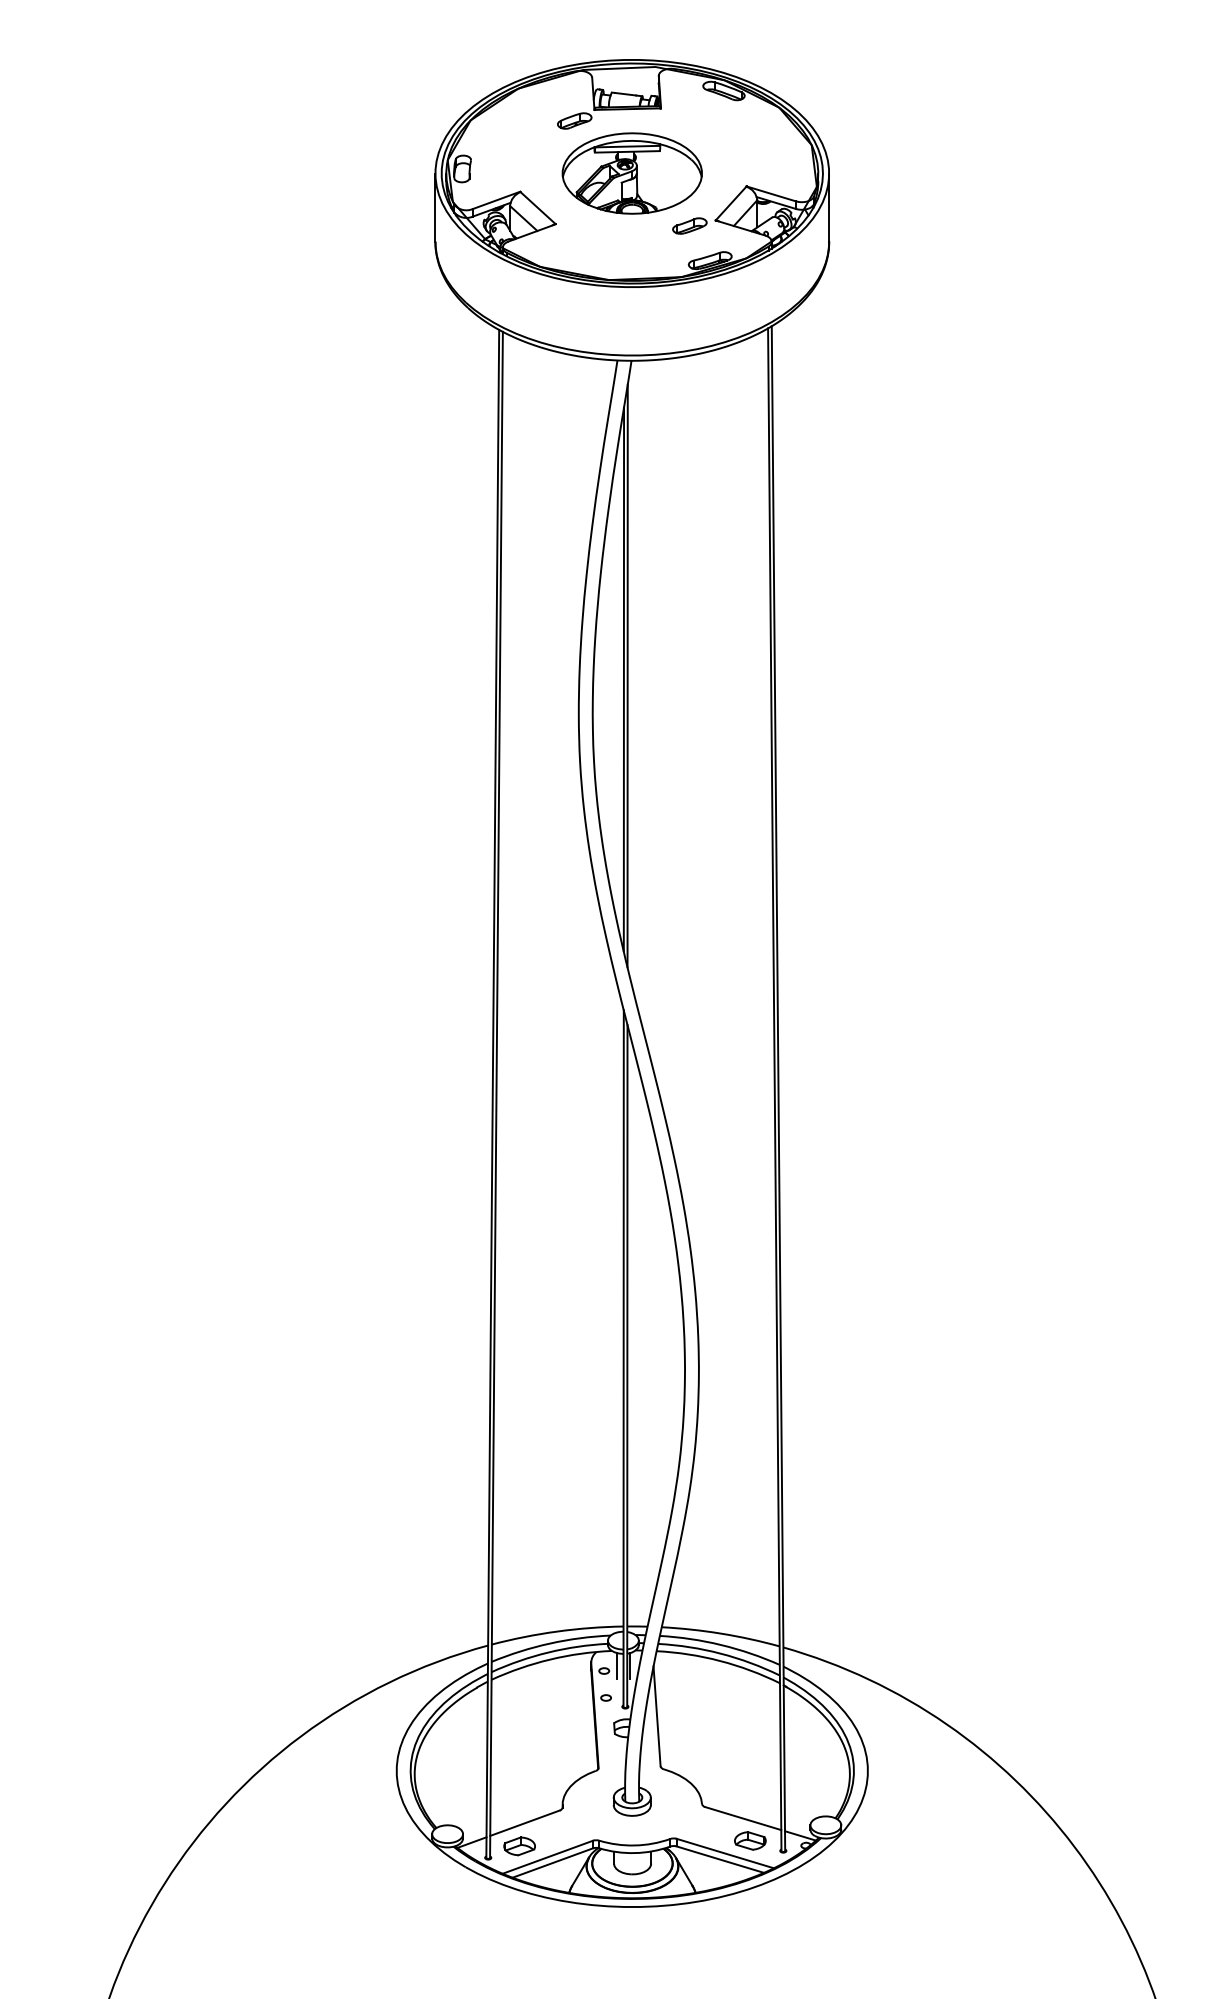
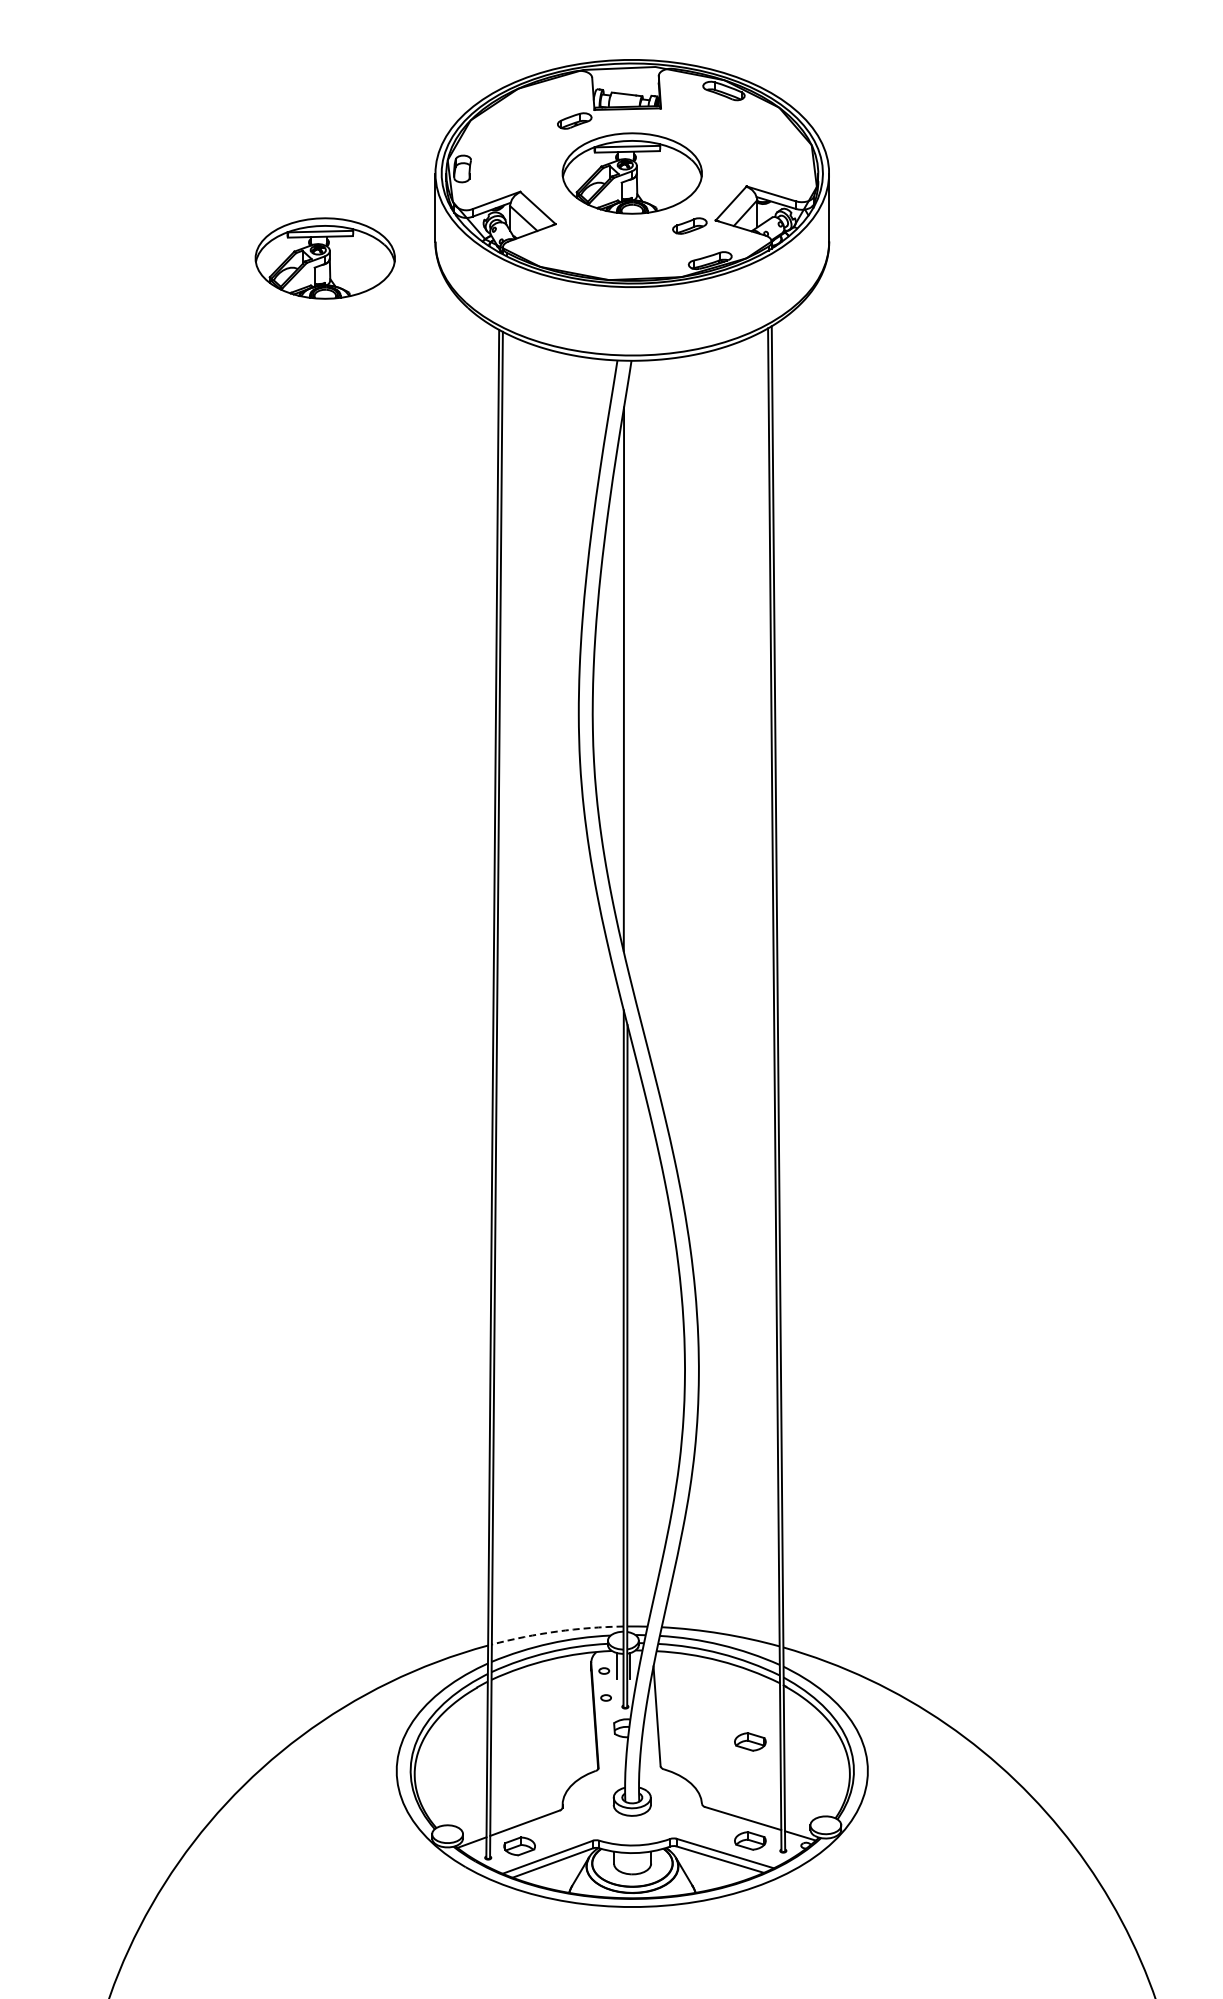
part: none -> present (324, 258)
line: present -> none (627, 675)
arc: solid -> dashed (557, 1631)
part: none -> present (750, 1741)
